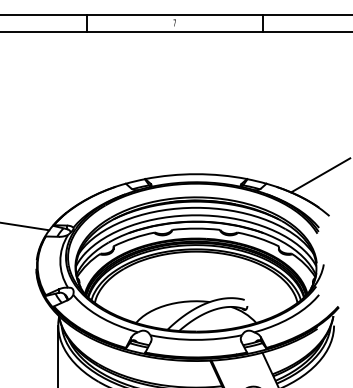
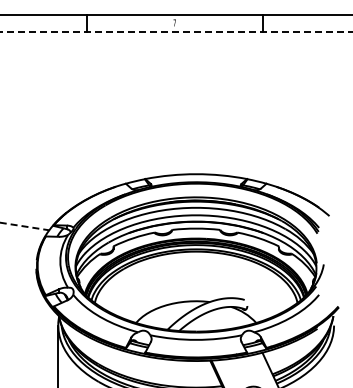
line: solid -> dashed (176, 32)
line: present -> none (320, 175)
line: solid -> dashed (24, 226)
